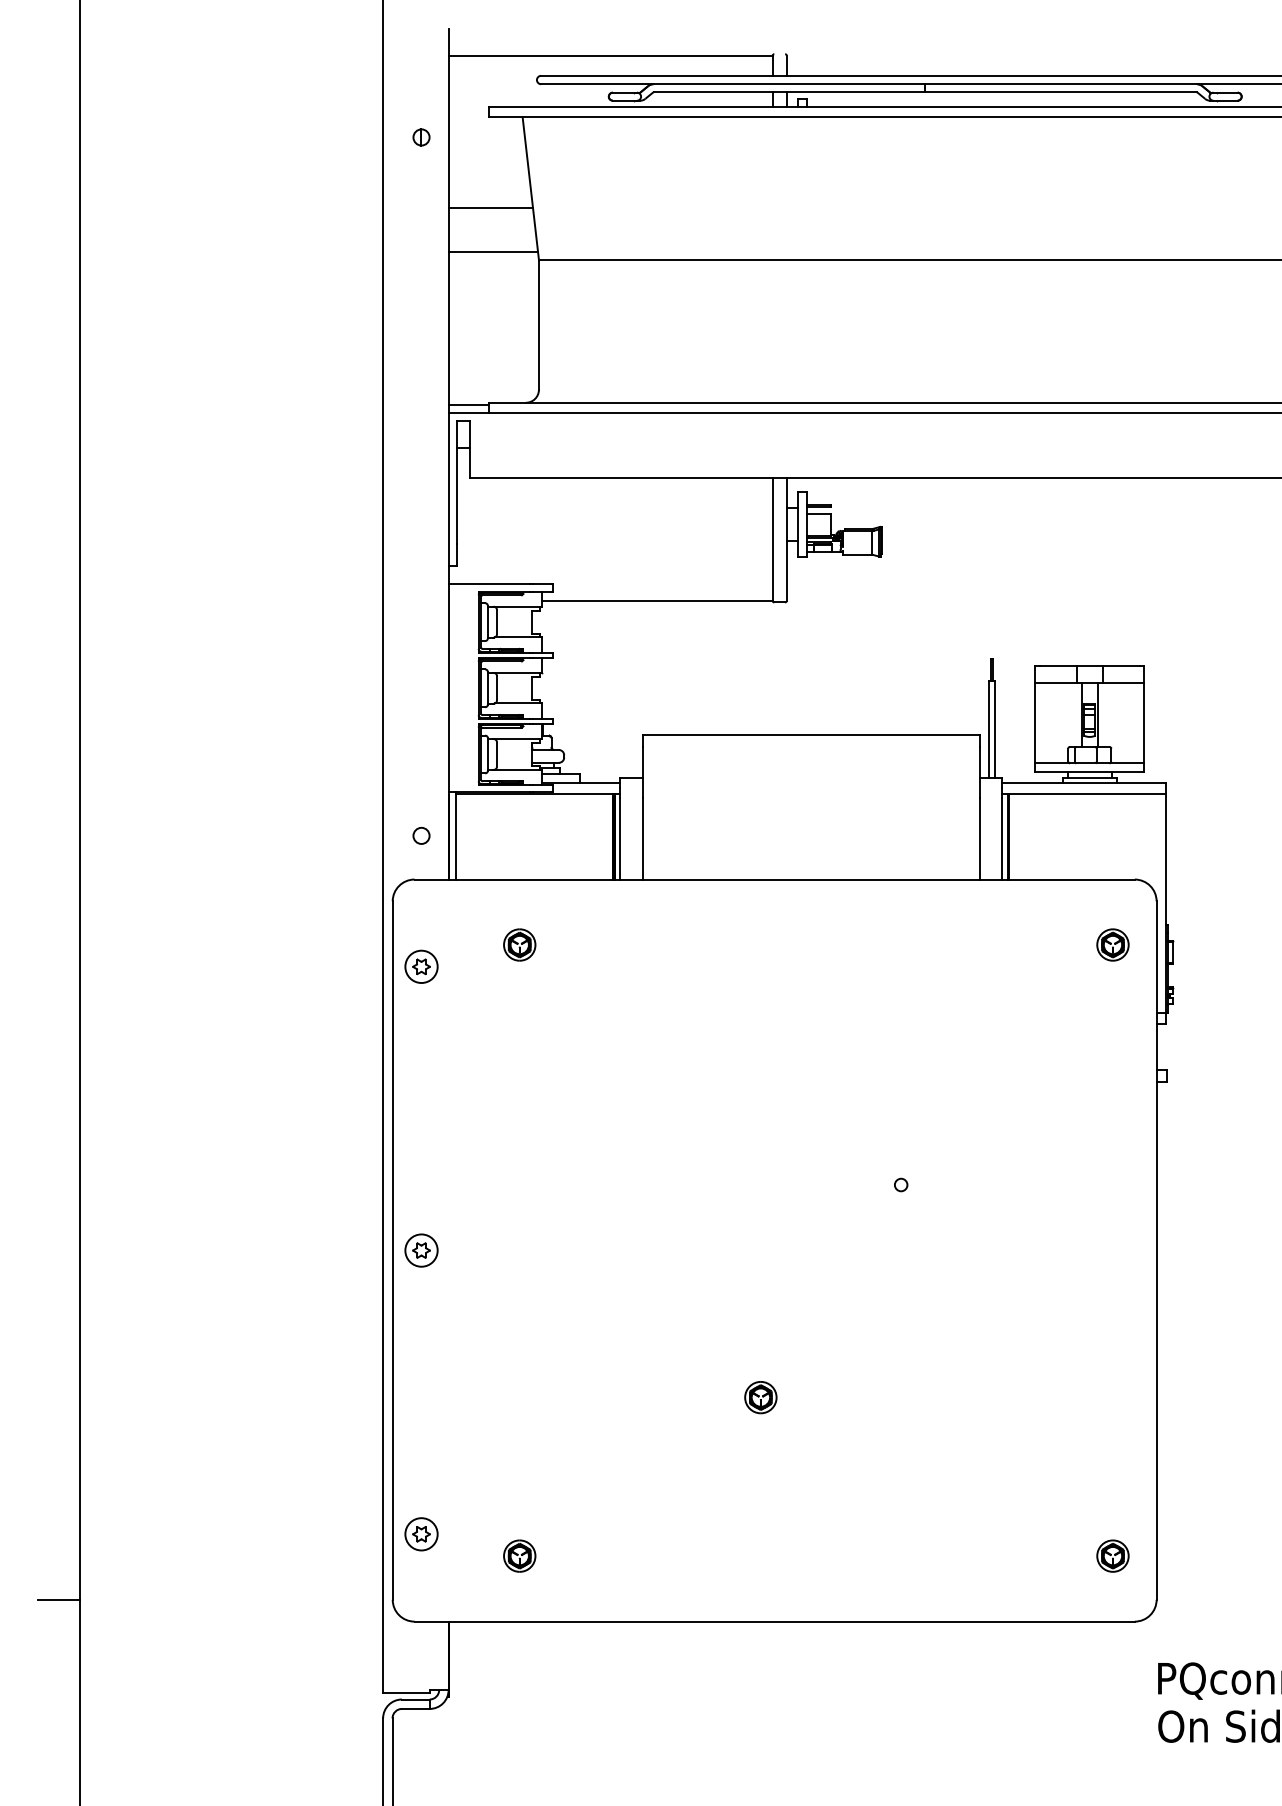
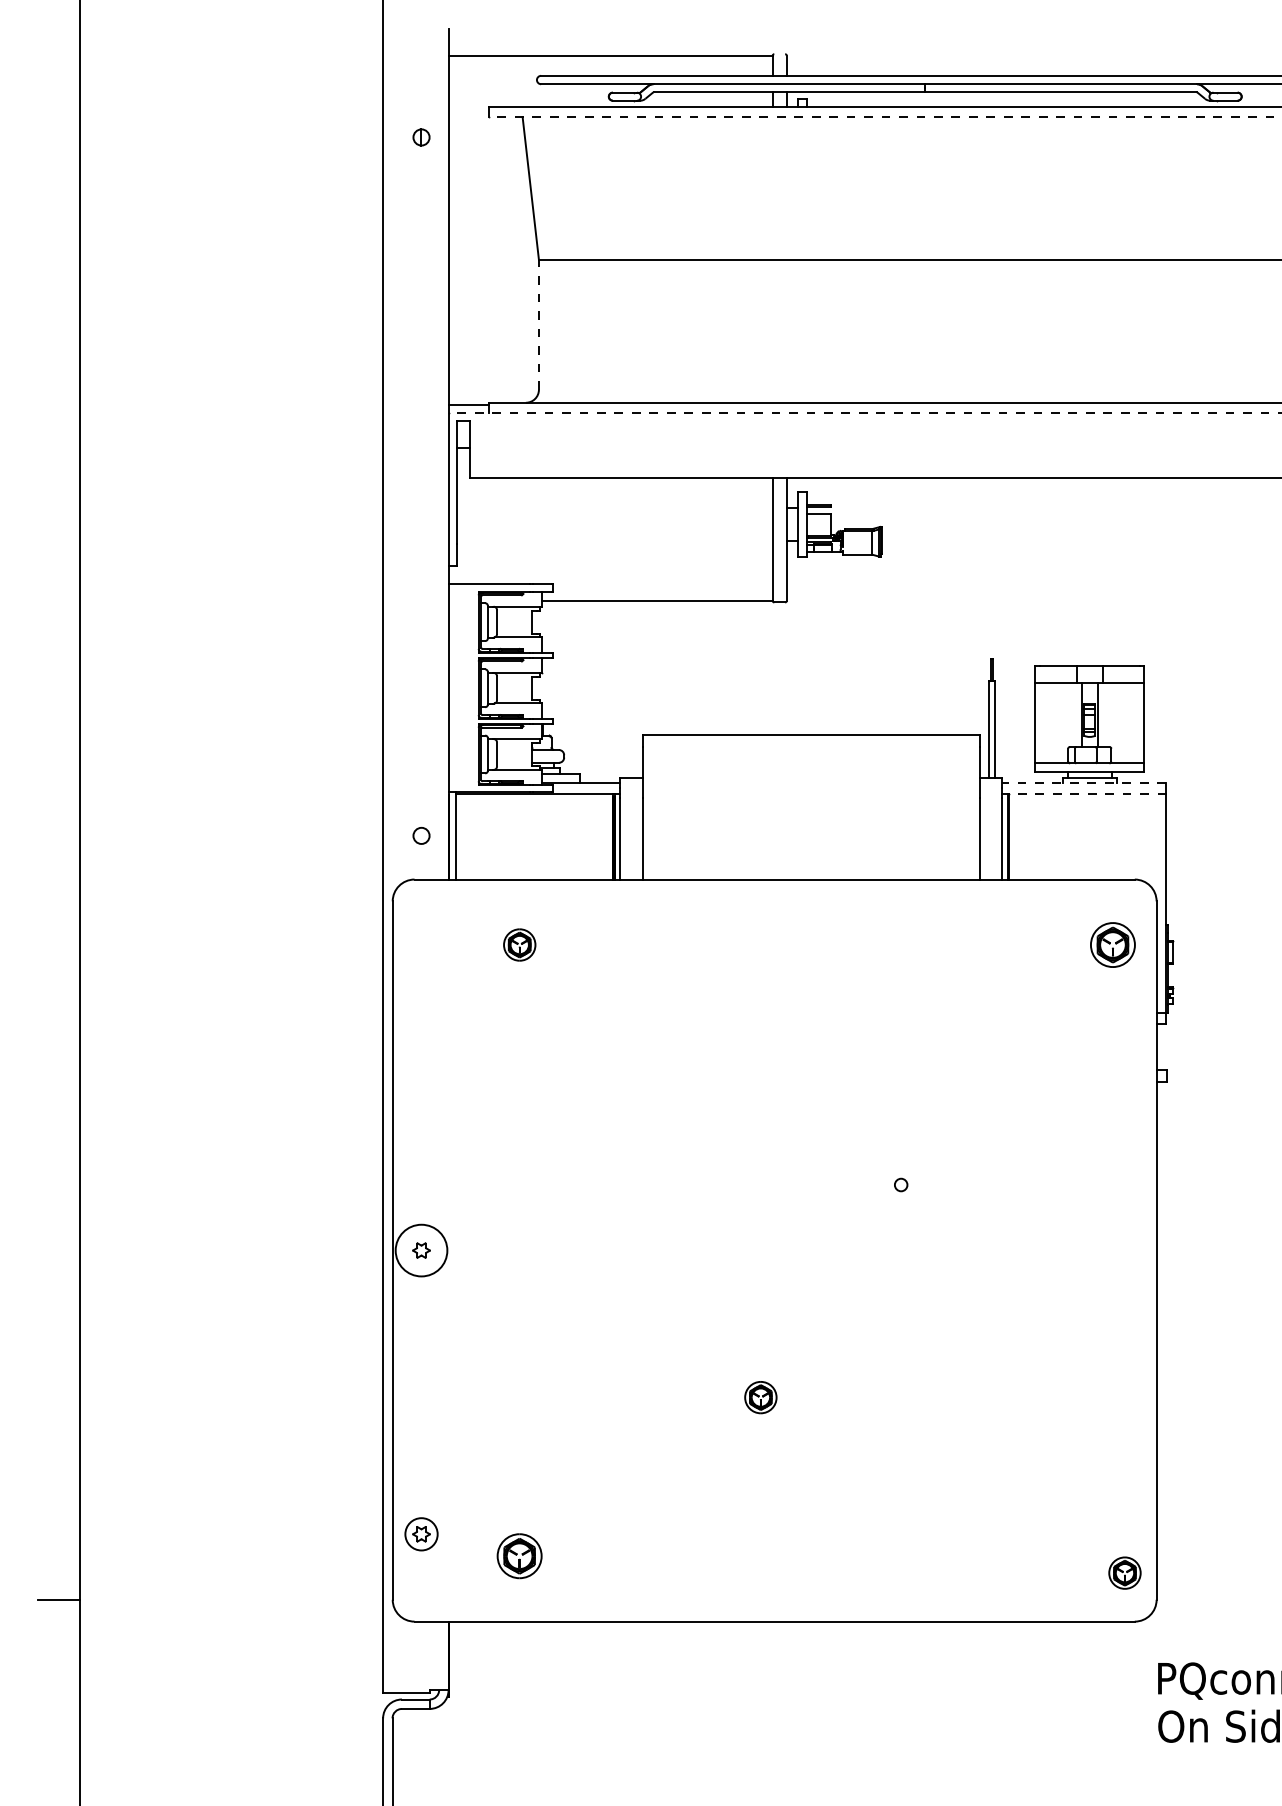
line: solid -> dashed (885, 117)
line: present -> none (490, 208)
line: present -> none (493, 251)
line: solid -> dashed (538, 324)
line: solid -> dashed (864, 412)
line: solid -> dashed (1084, 783)
line: solid -> dashed (1087, 794)
part size: 34x34 px -> 46x46 px (1112, 944)
part: present -> none (421, 966)
circle diameter: 32 px -> 52 px (421, 1250)
part size: 34x34 px -> 47x47 px (519, 1556)
part position: (1112, 1555) -> (1124, 1572) (1124, 1572)
